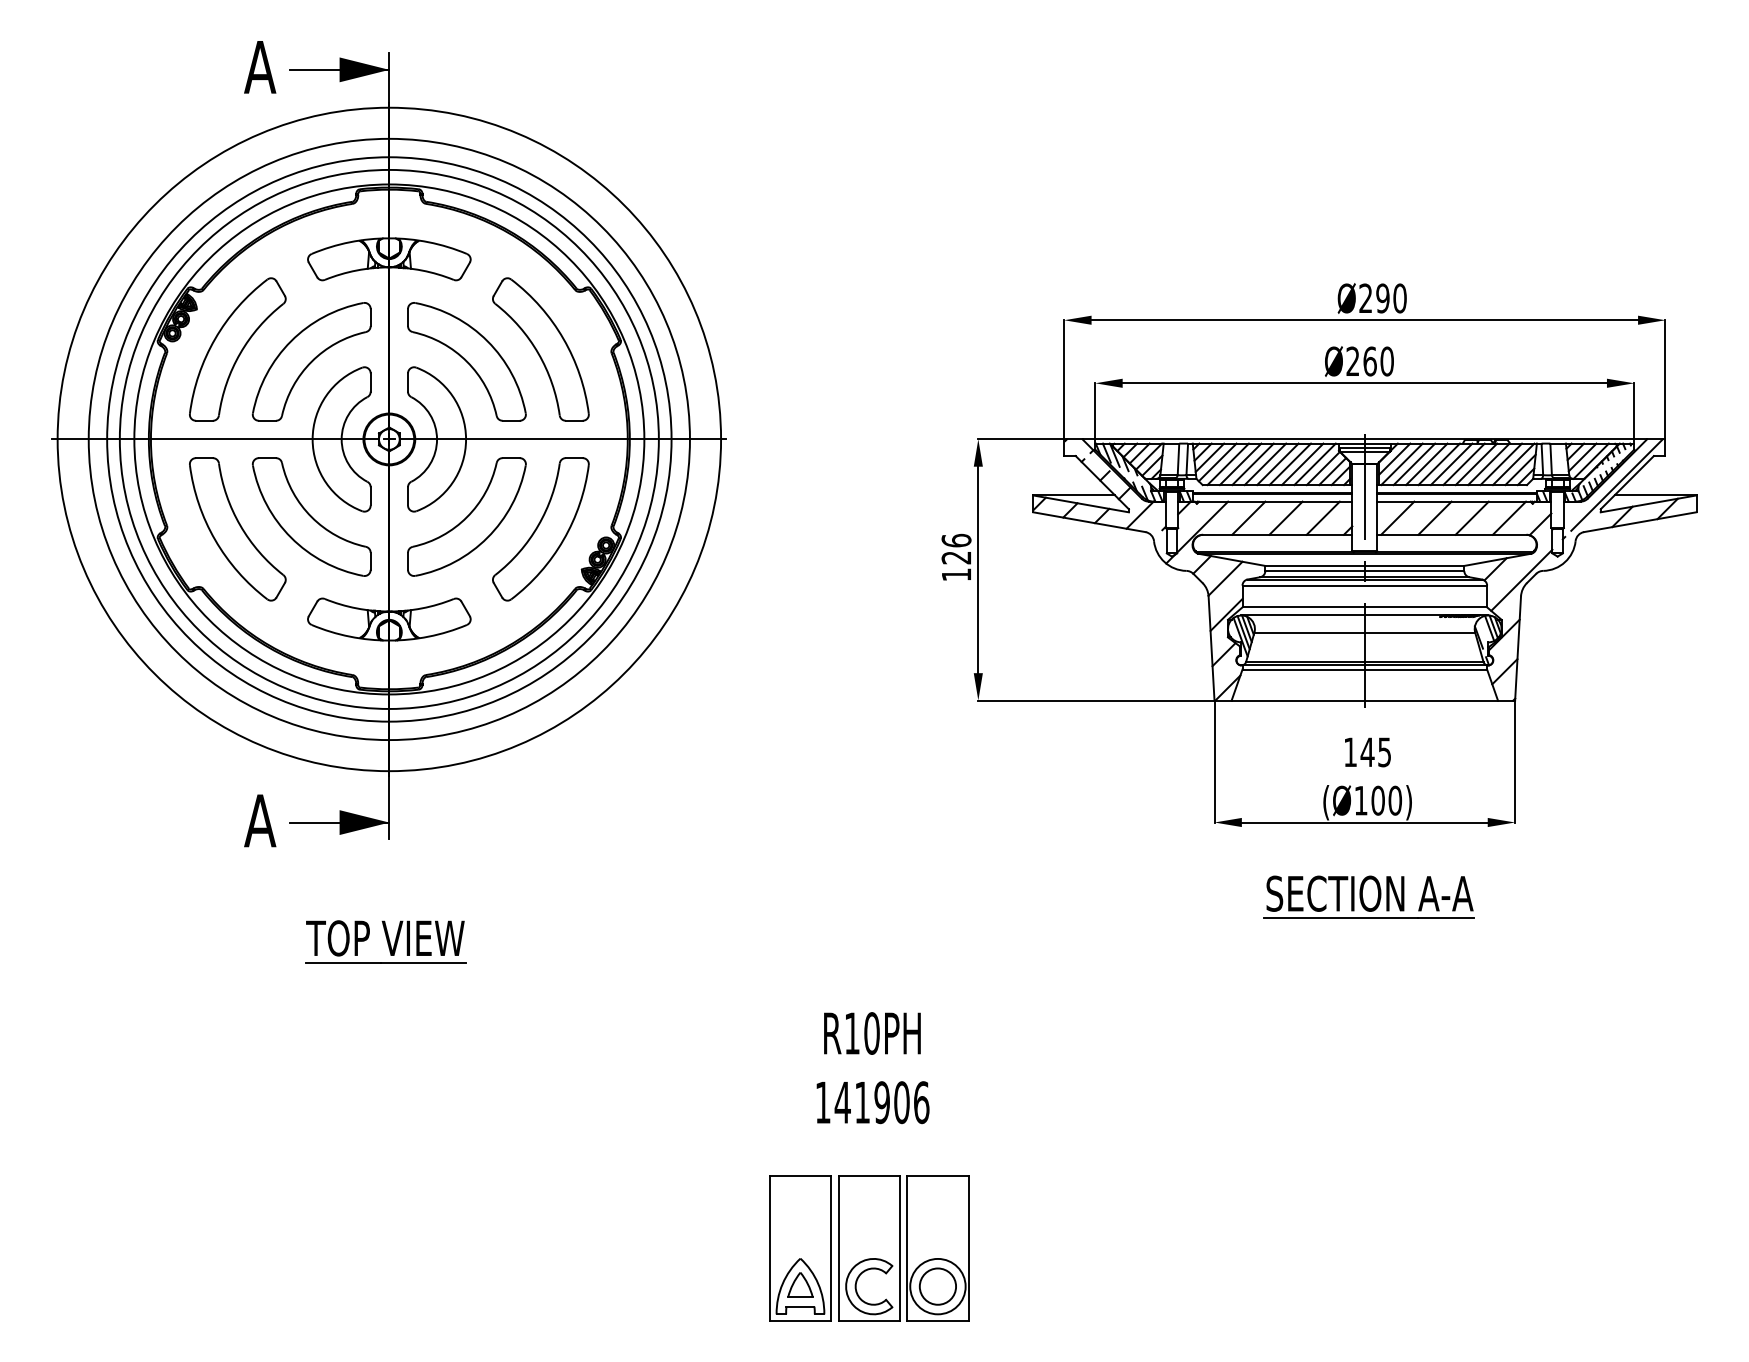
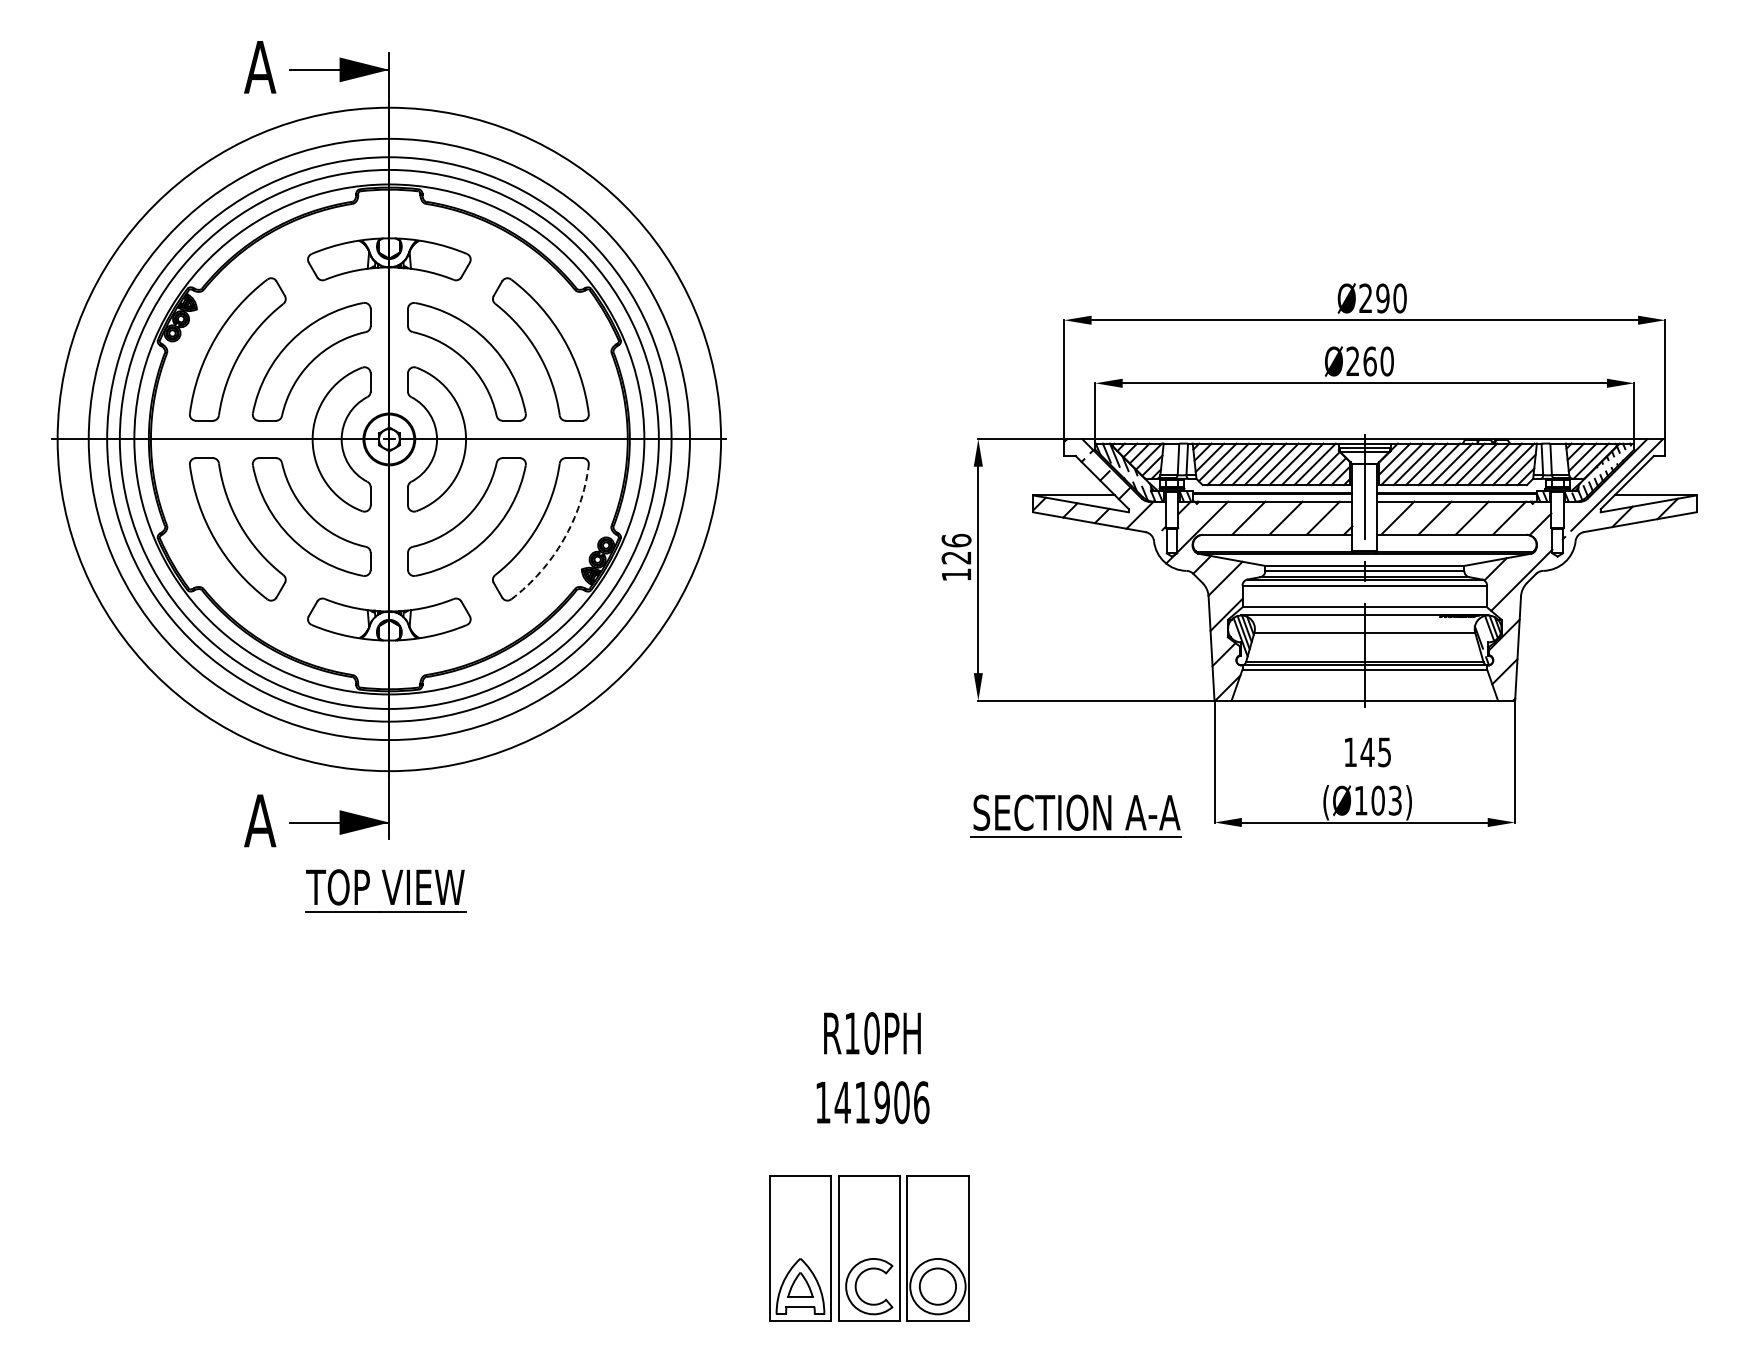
arc: solid -> dashed (563, 540)
text: (Ø100) -> (Ø103) (1395, 800)
part position: (1368, 896) -> (1075, 815) (1075, 815)
part position: (385, 941) -> (385, 890) (385, 890)
